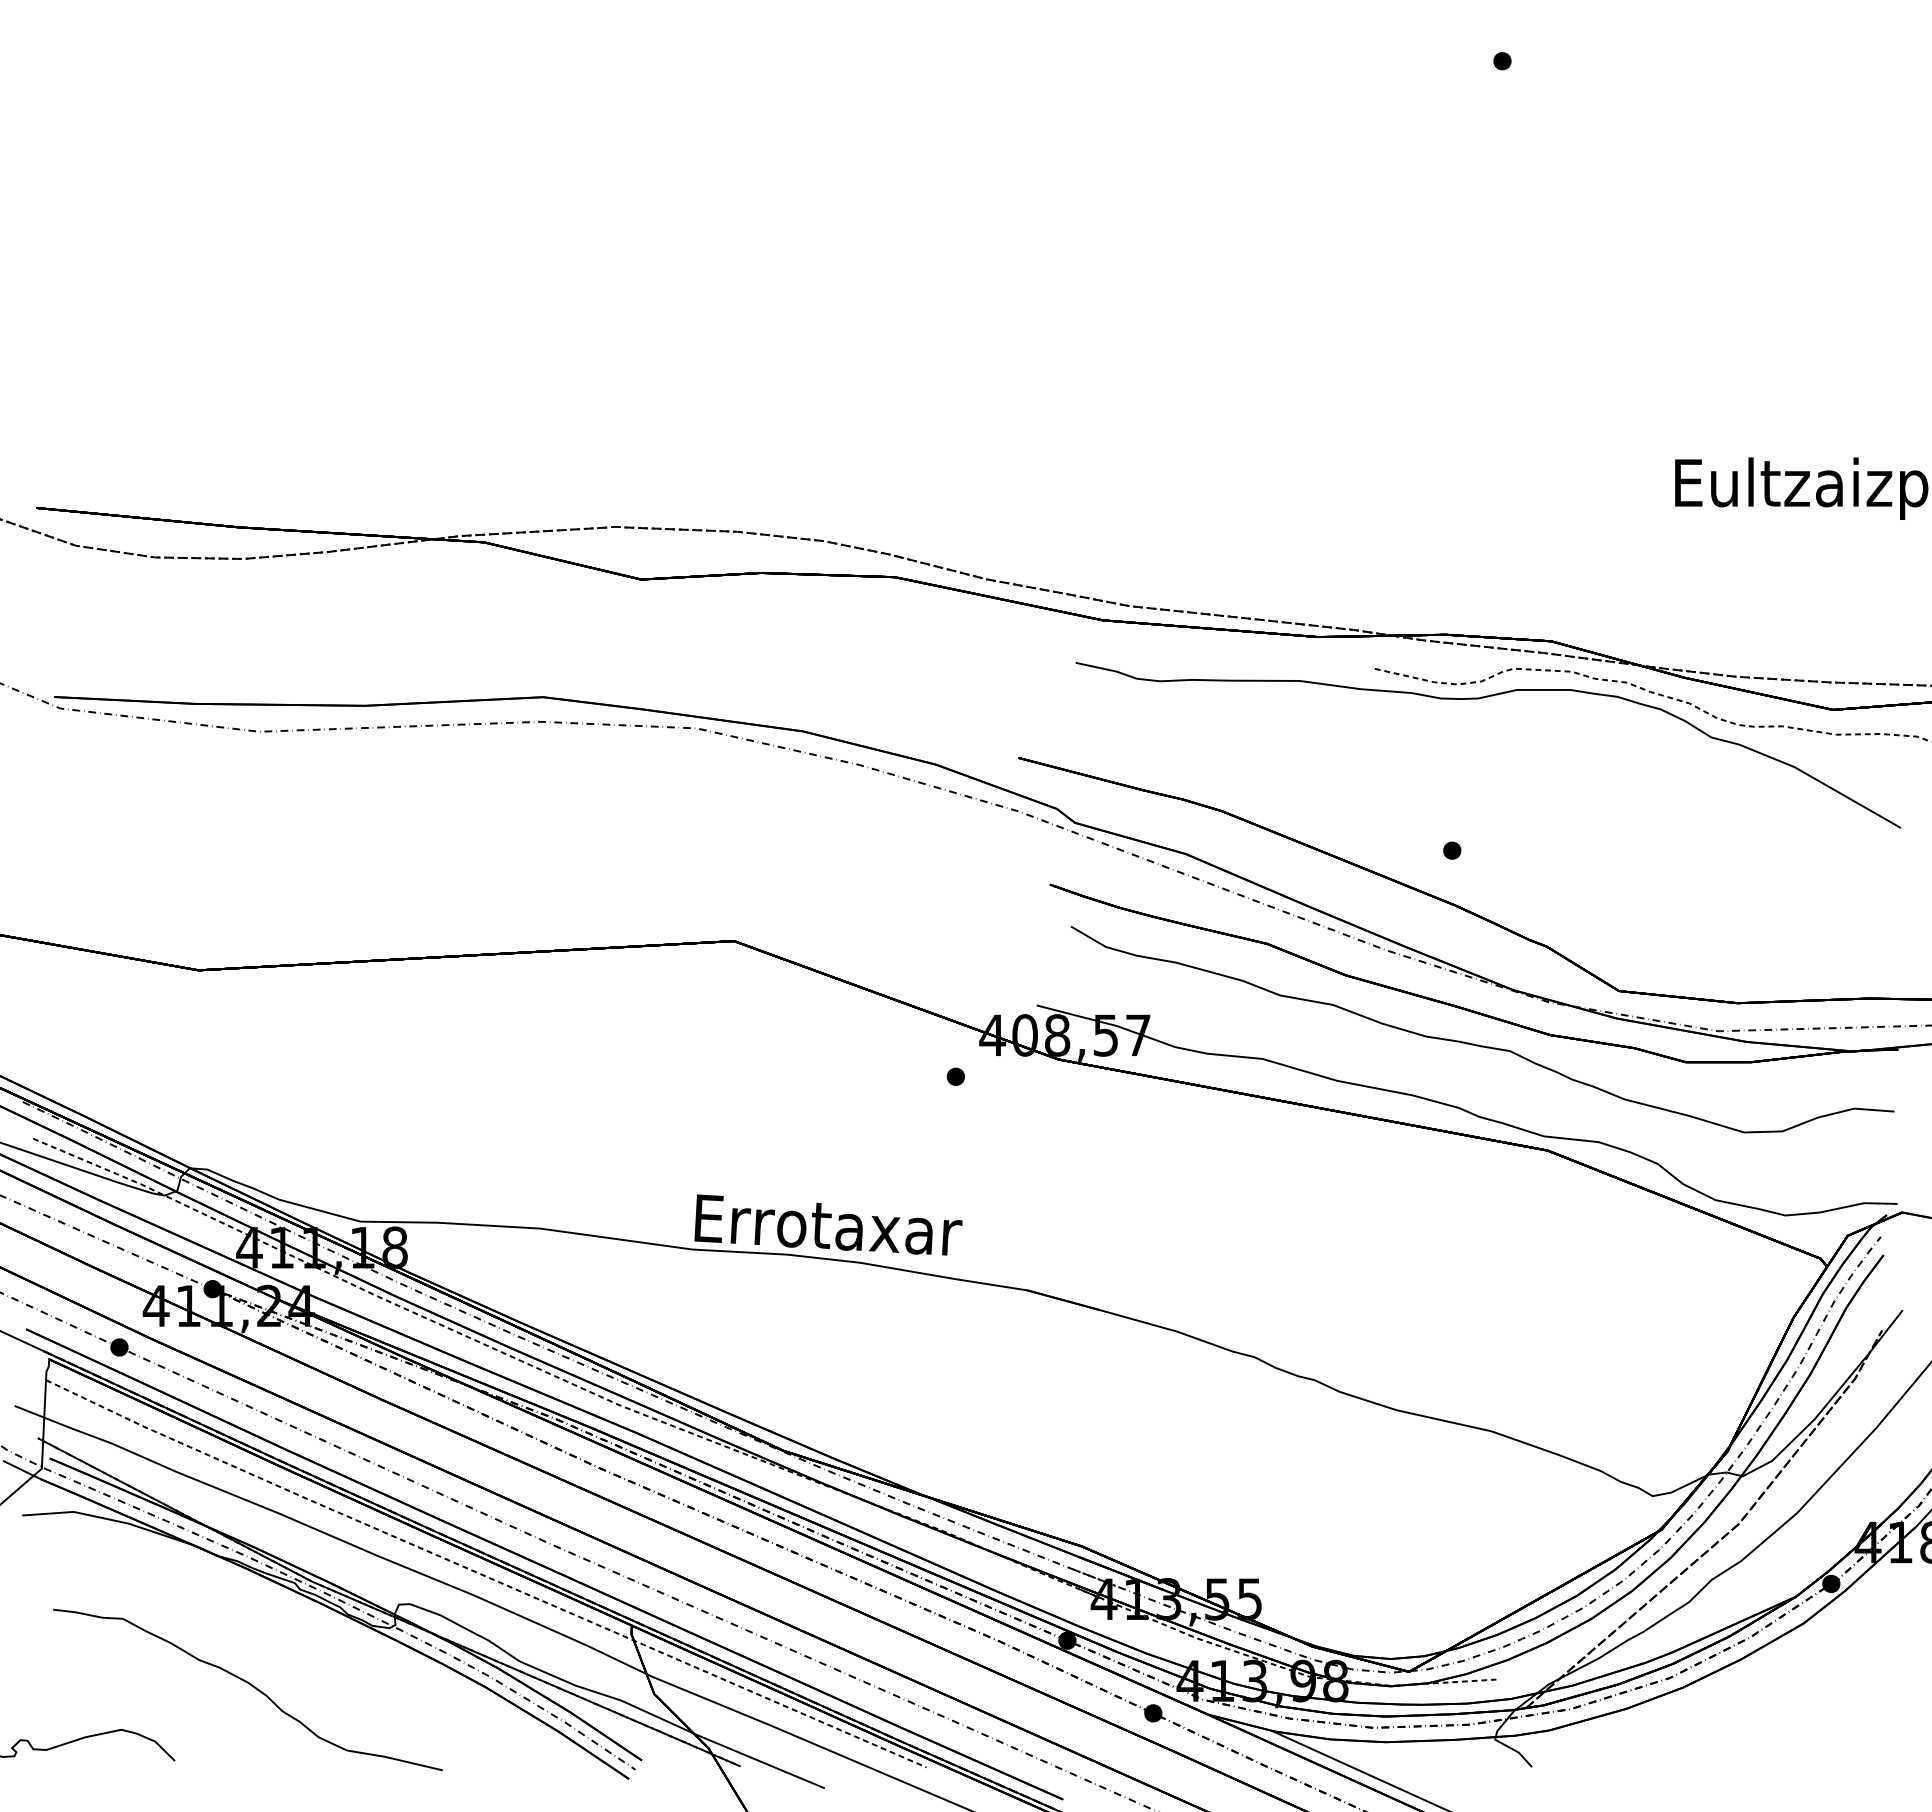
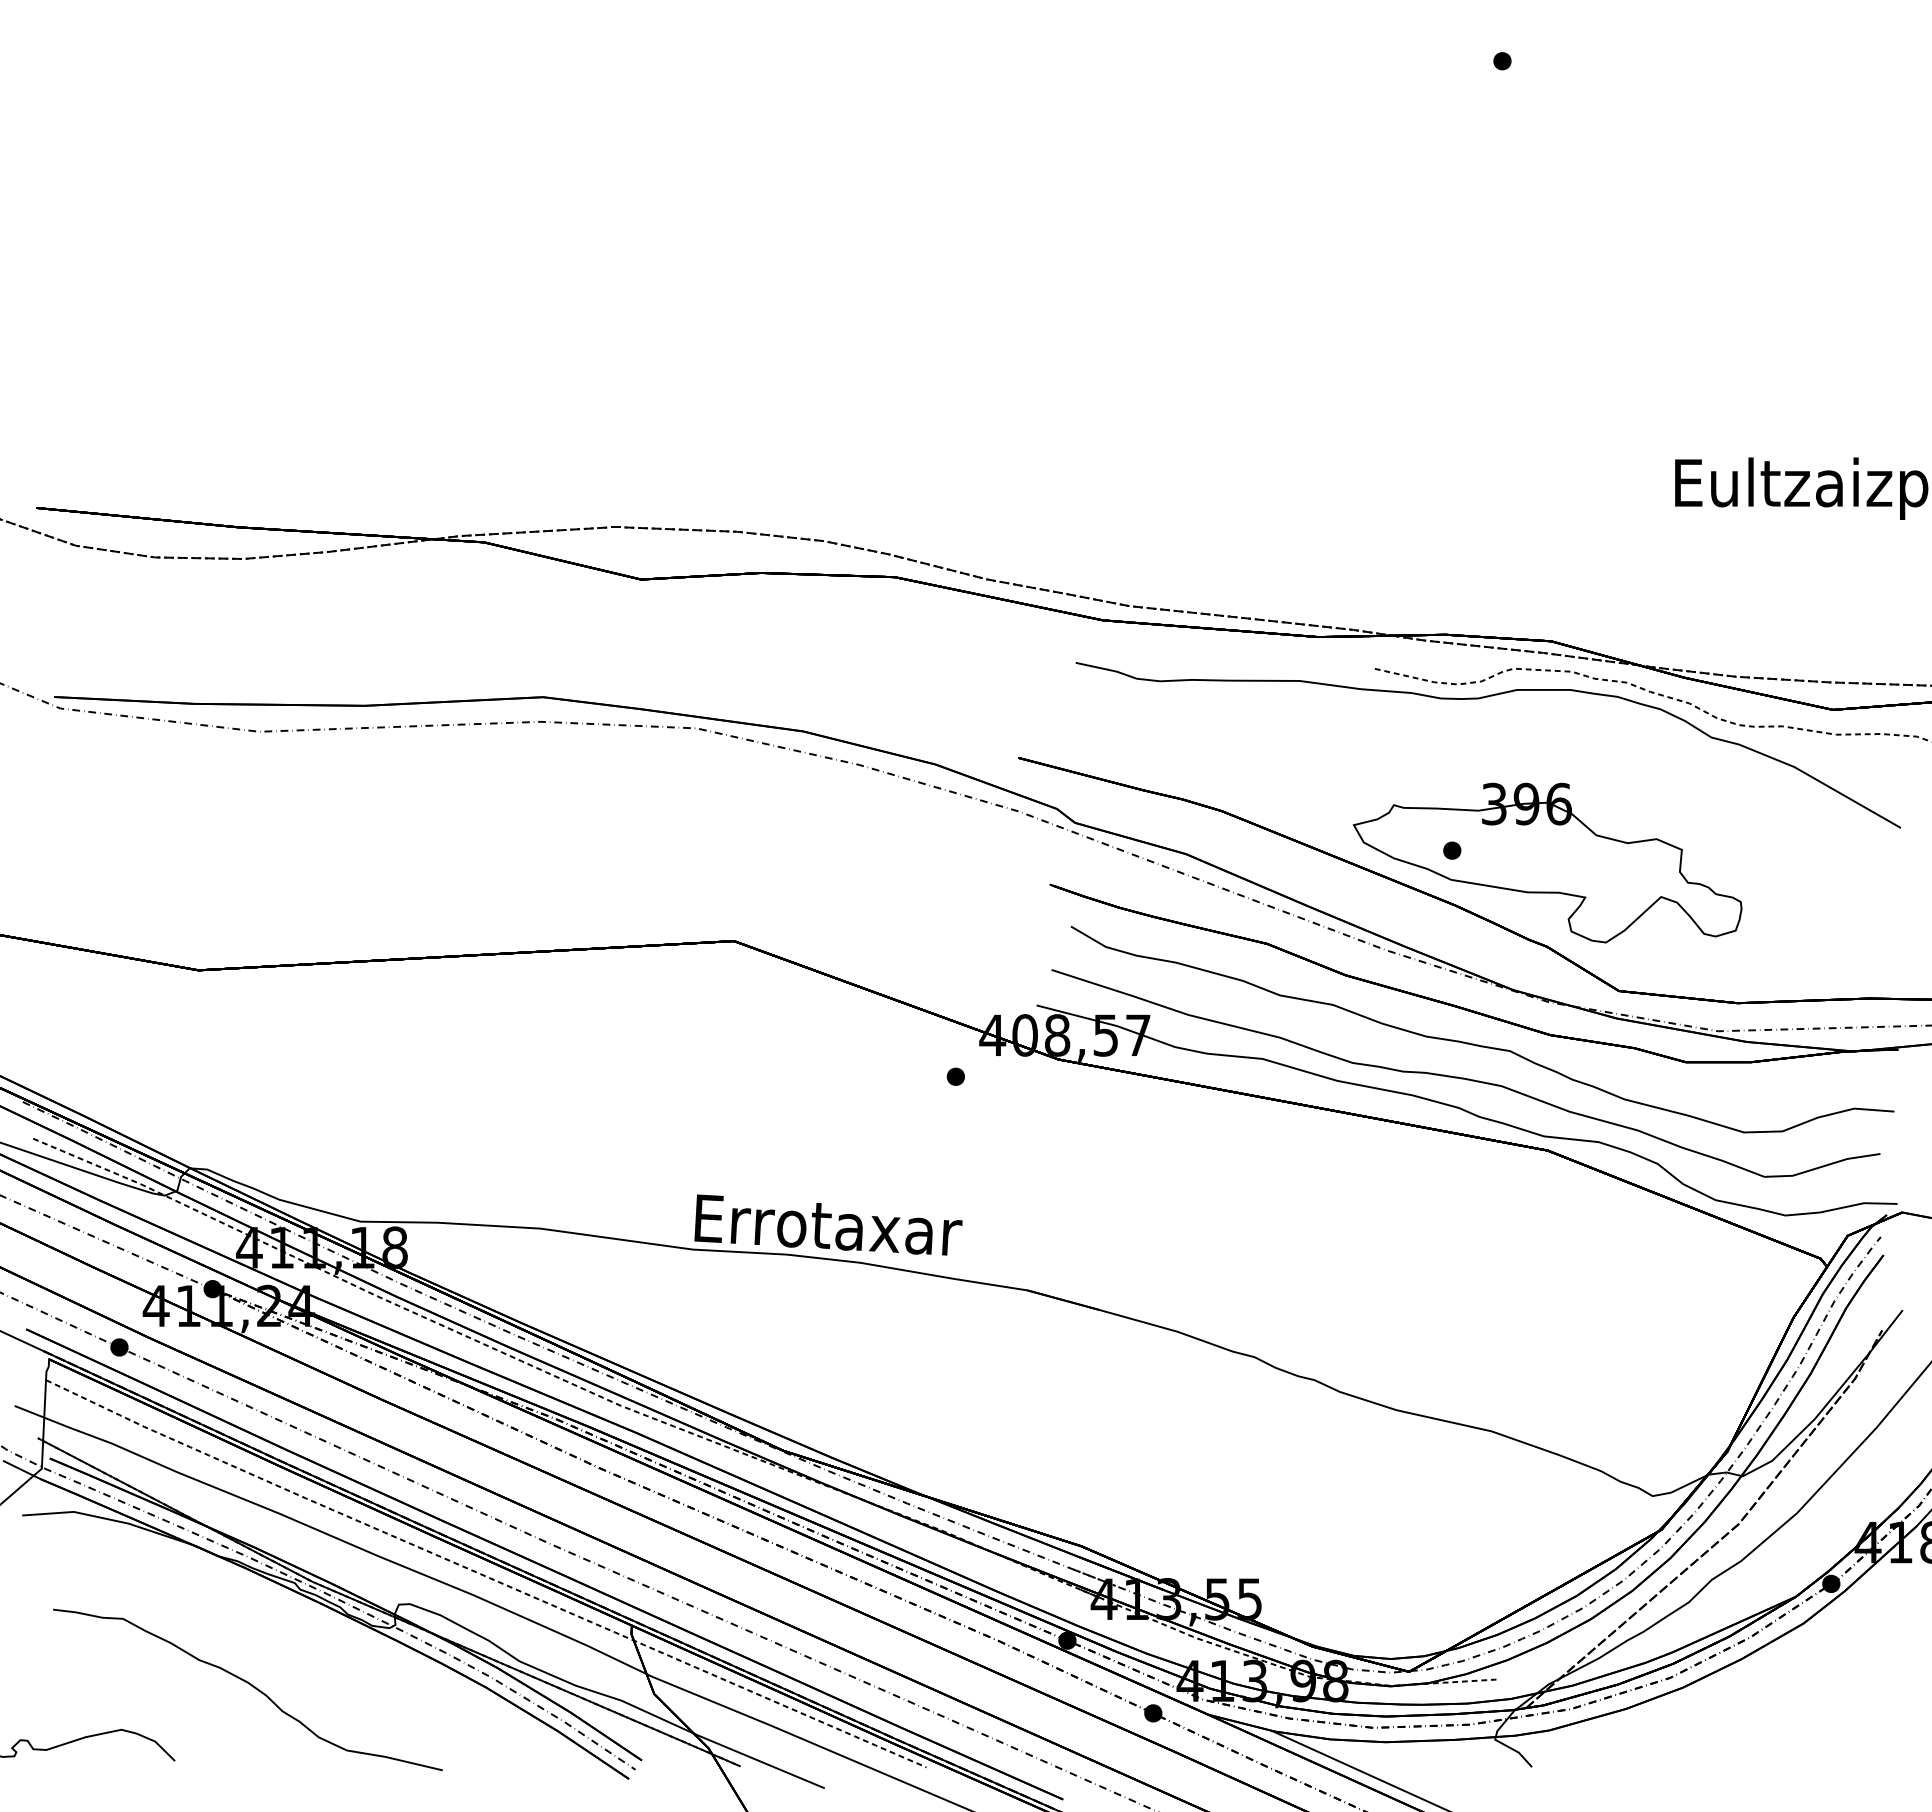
part: none -> present (1547, 862)
curve: none -> present (1464, 1077)
